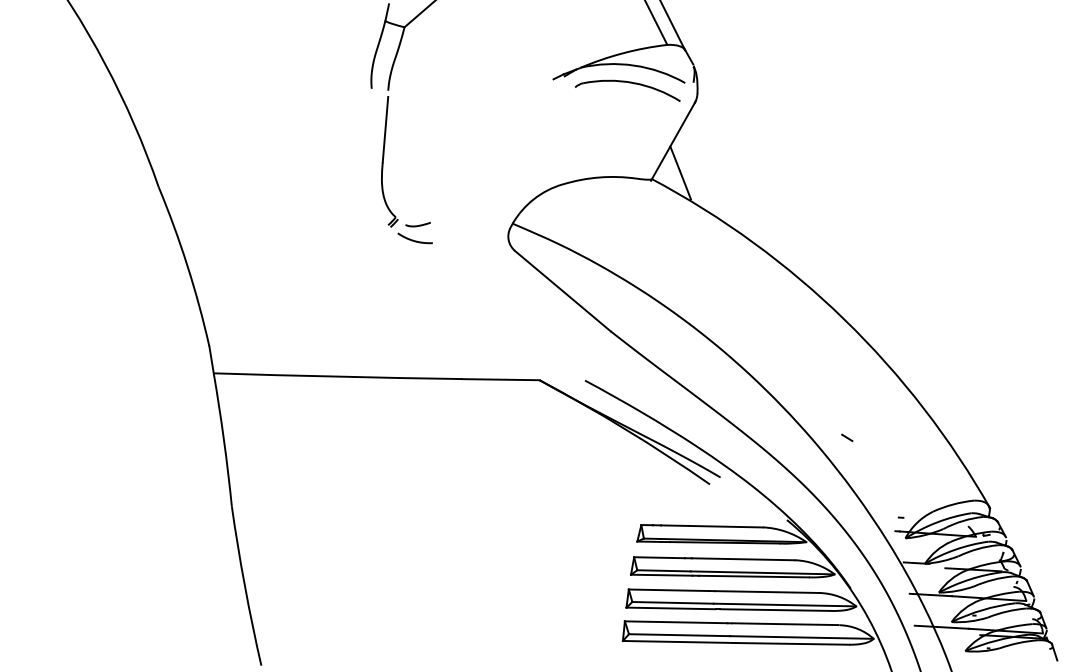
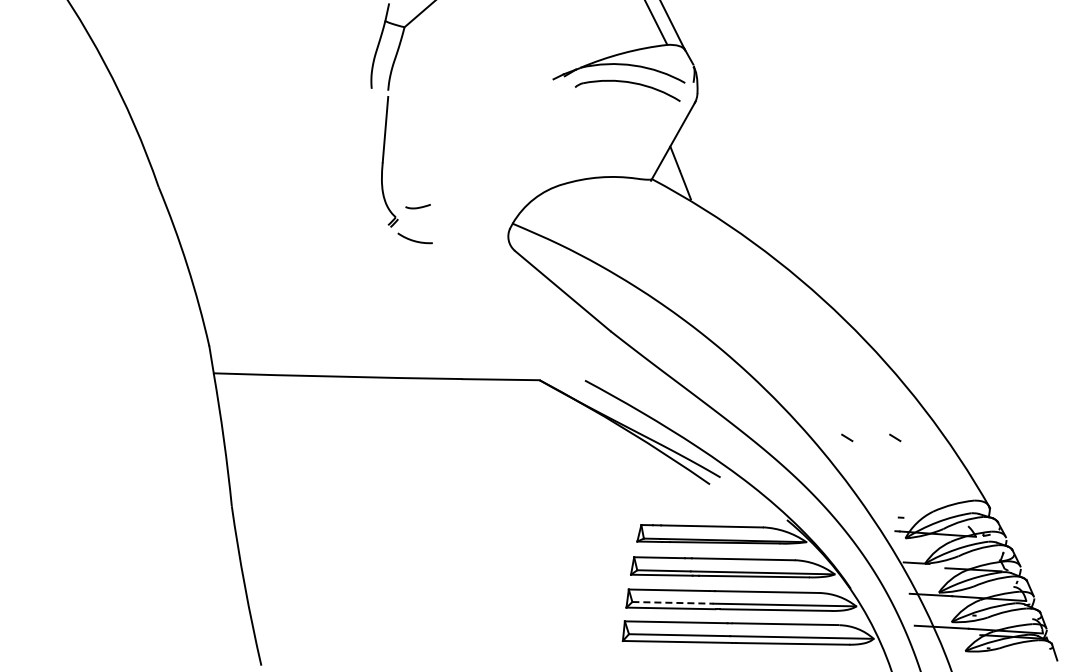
curve position: (417, 225) -> (417, 207) (417, 207)
line: none -> present (895, 437)
line: solid -> dashed (673, 602)
